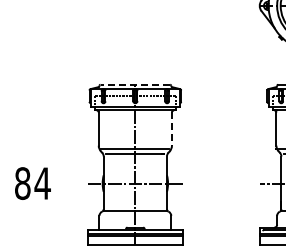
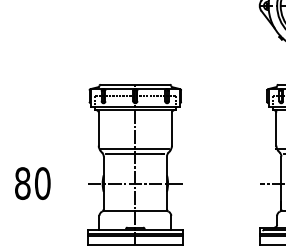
line: dashed -> solid (135, 84)
line: dashed -> solid (171, 129)
text: 84 -> 80 (42, 183)
